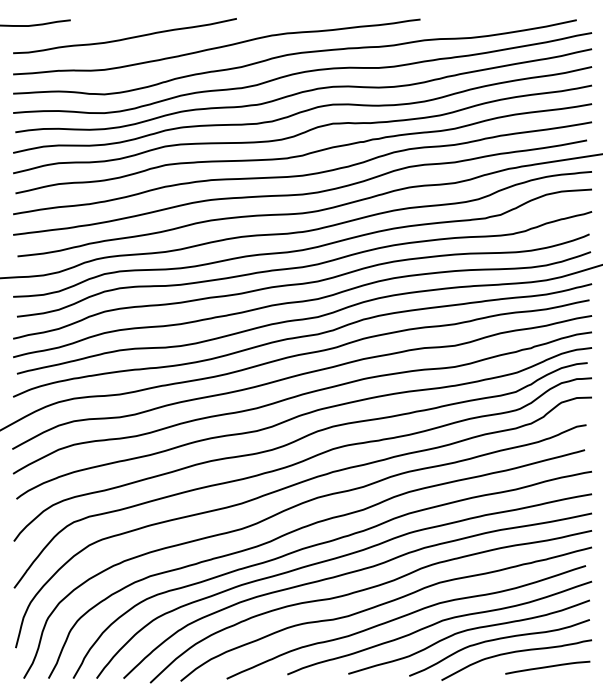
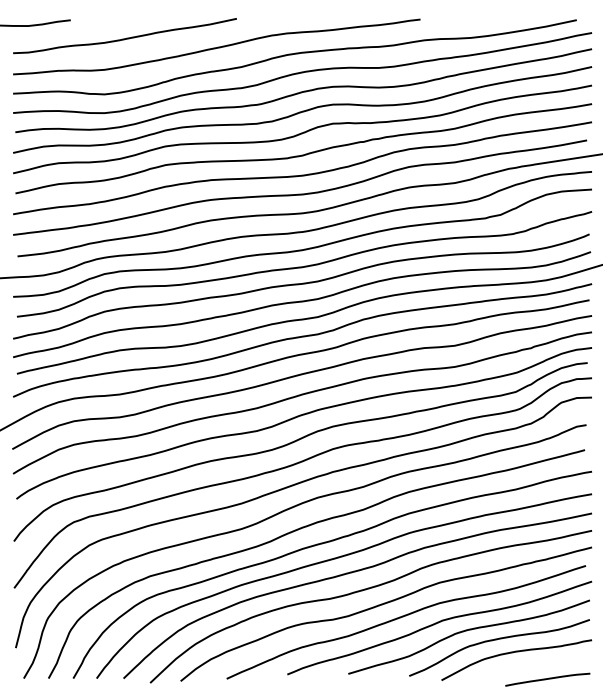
line position: (547, 667) -> (547, 679) (547, 679)
